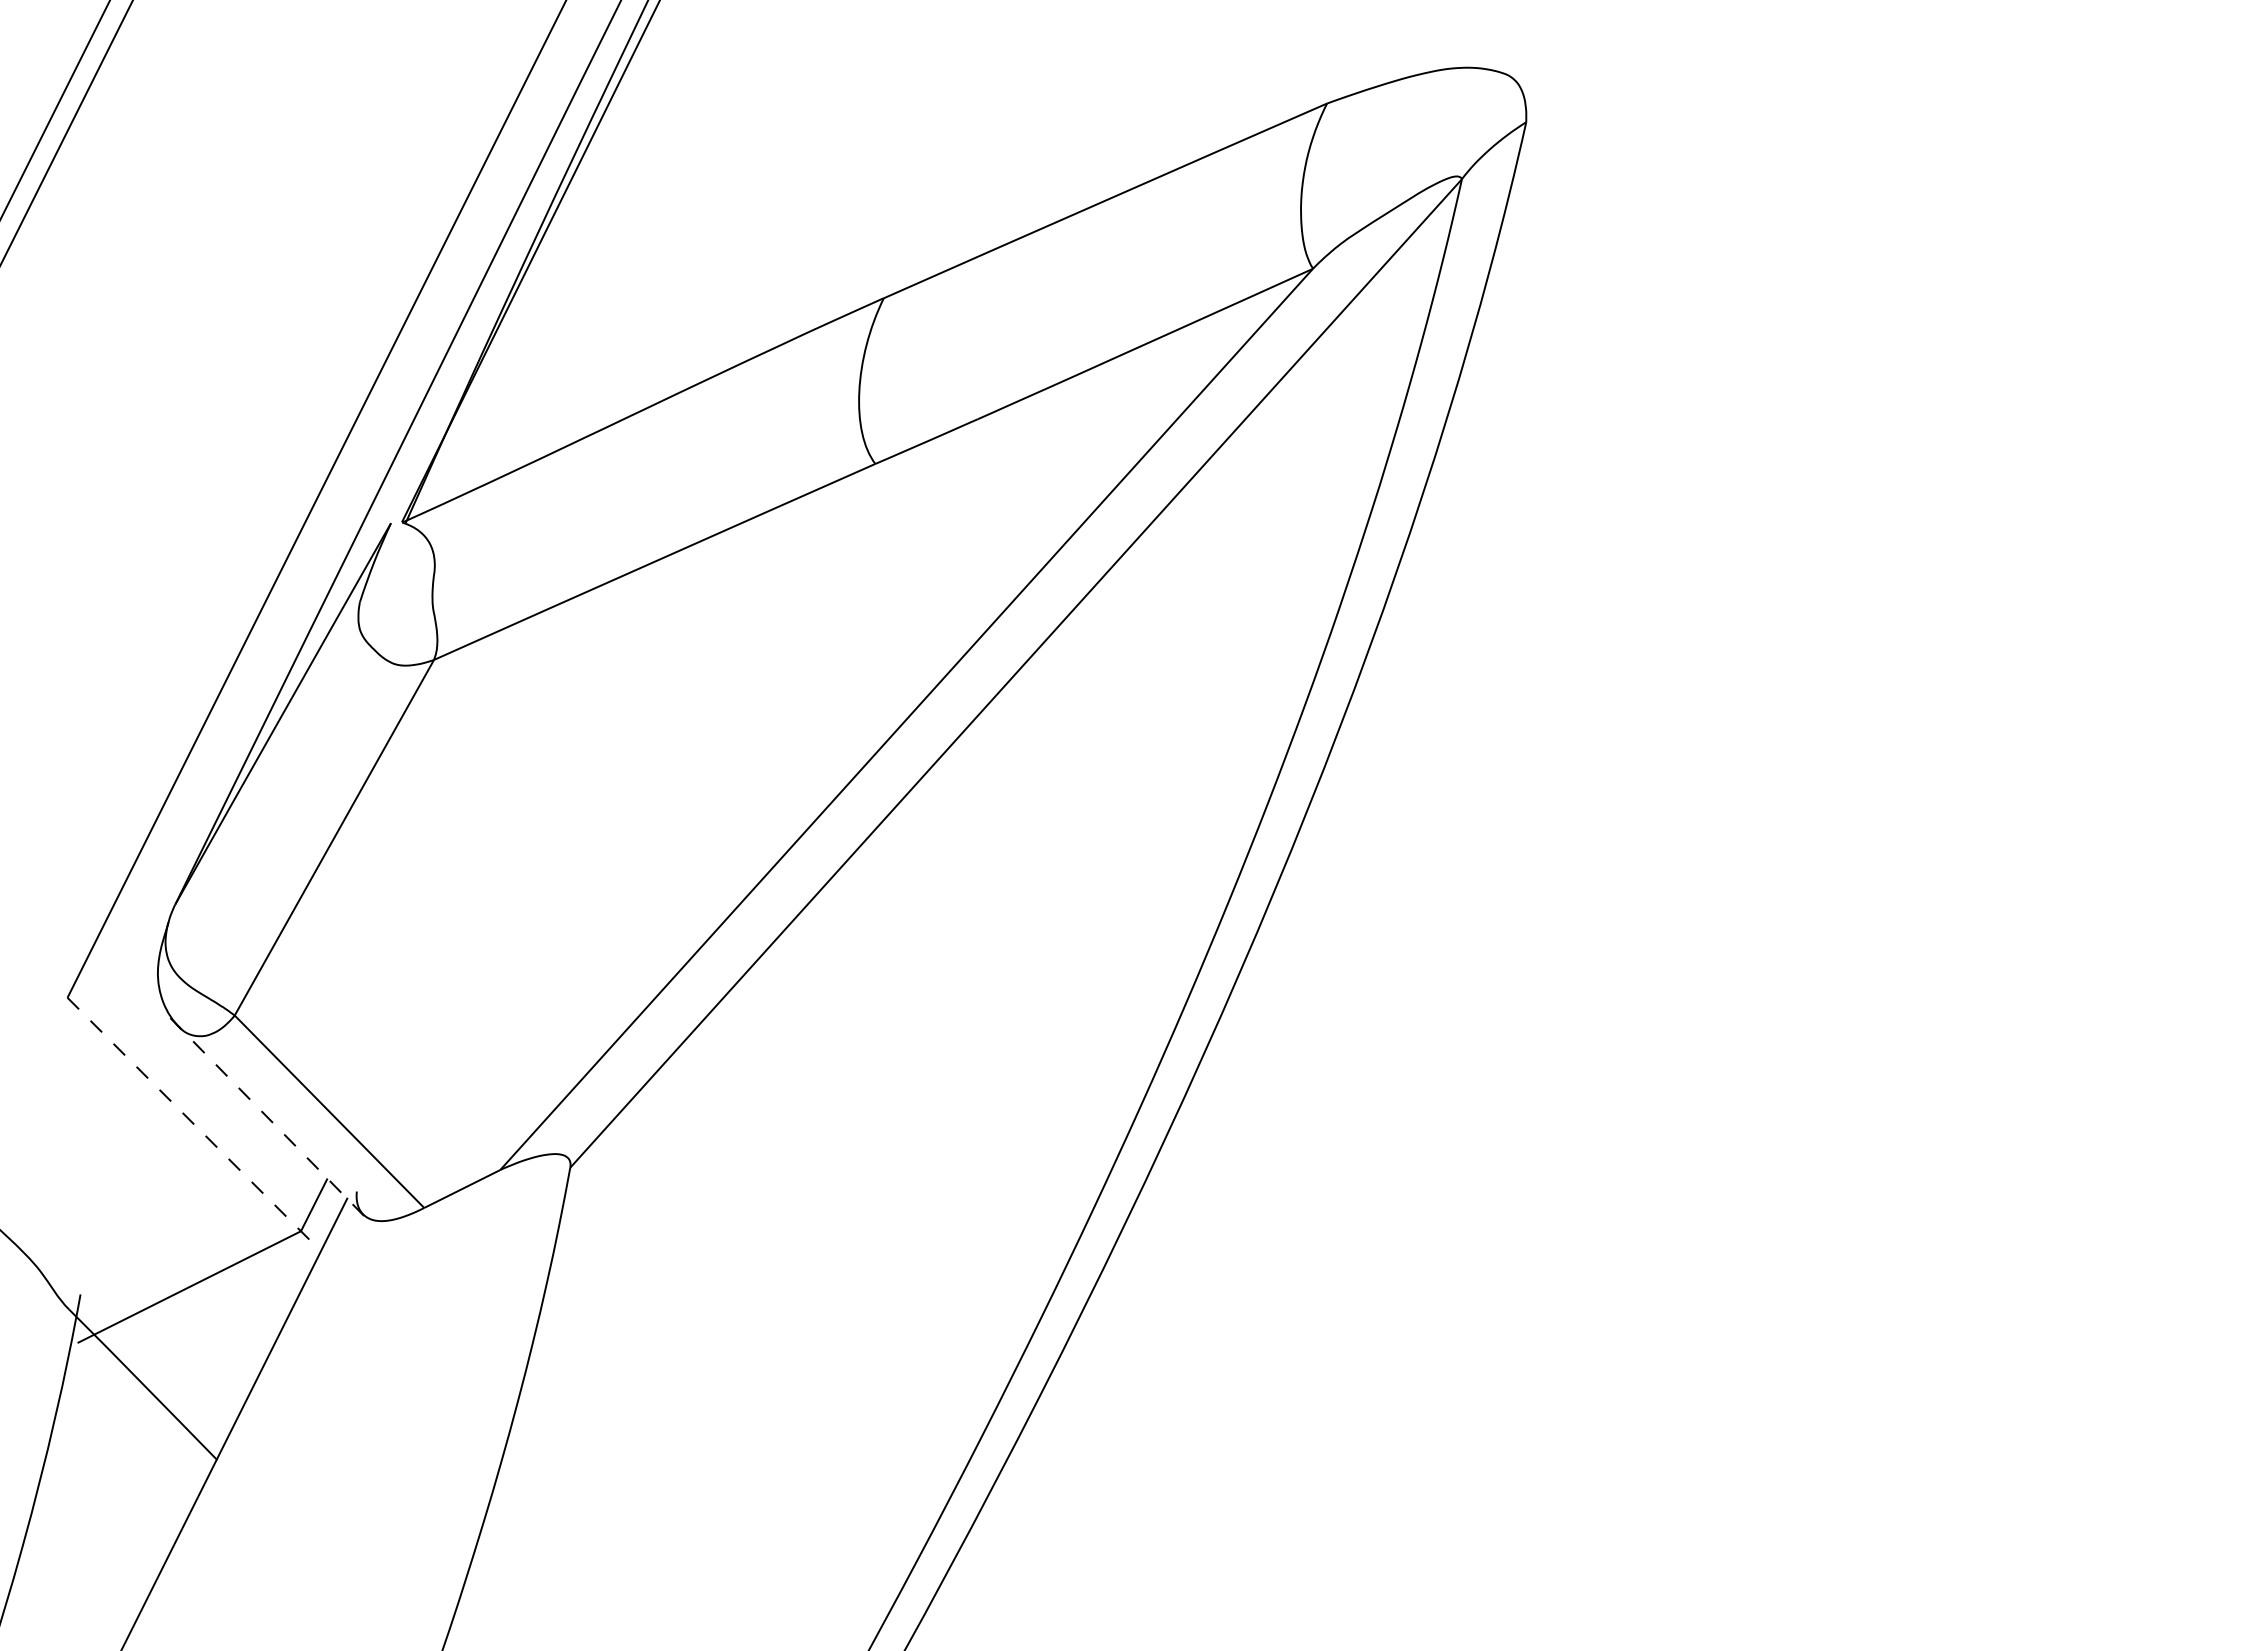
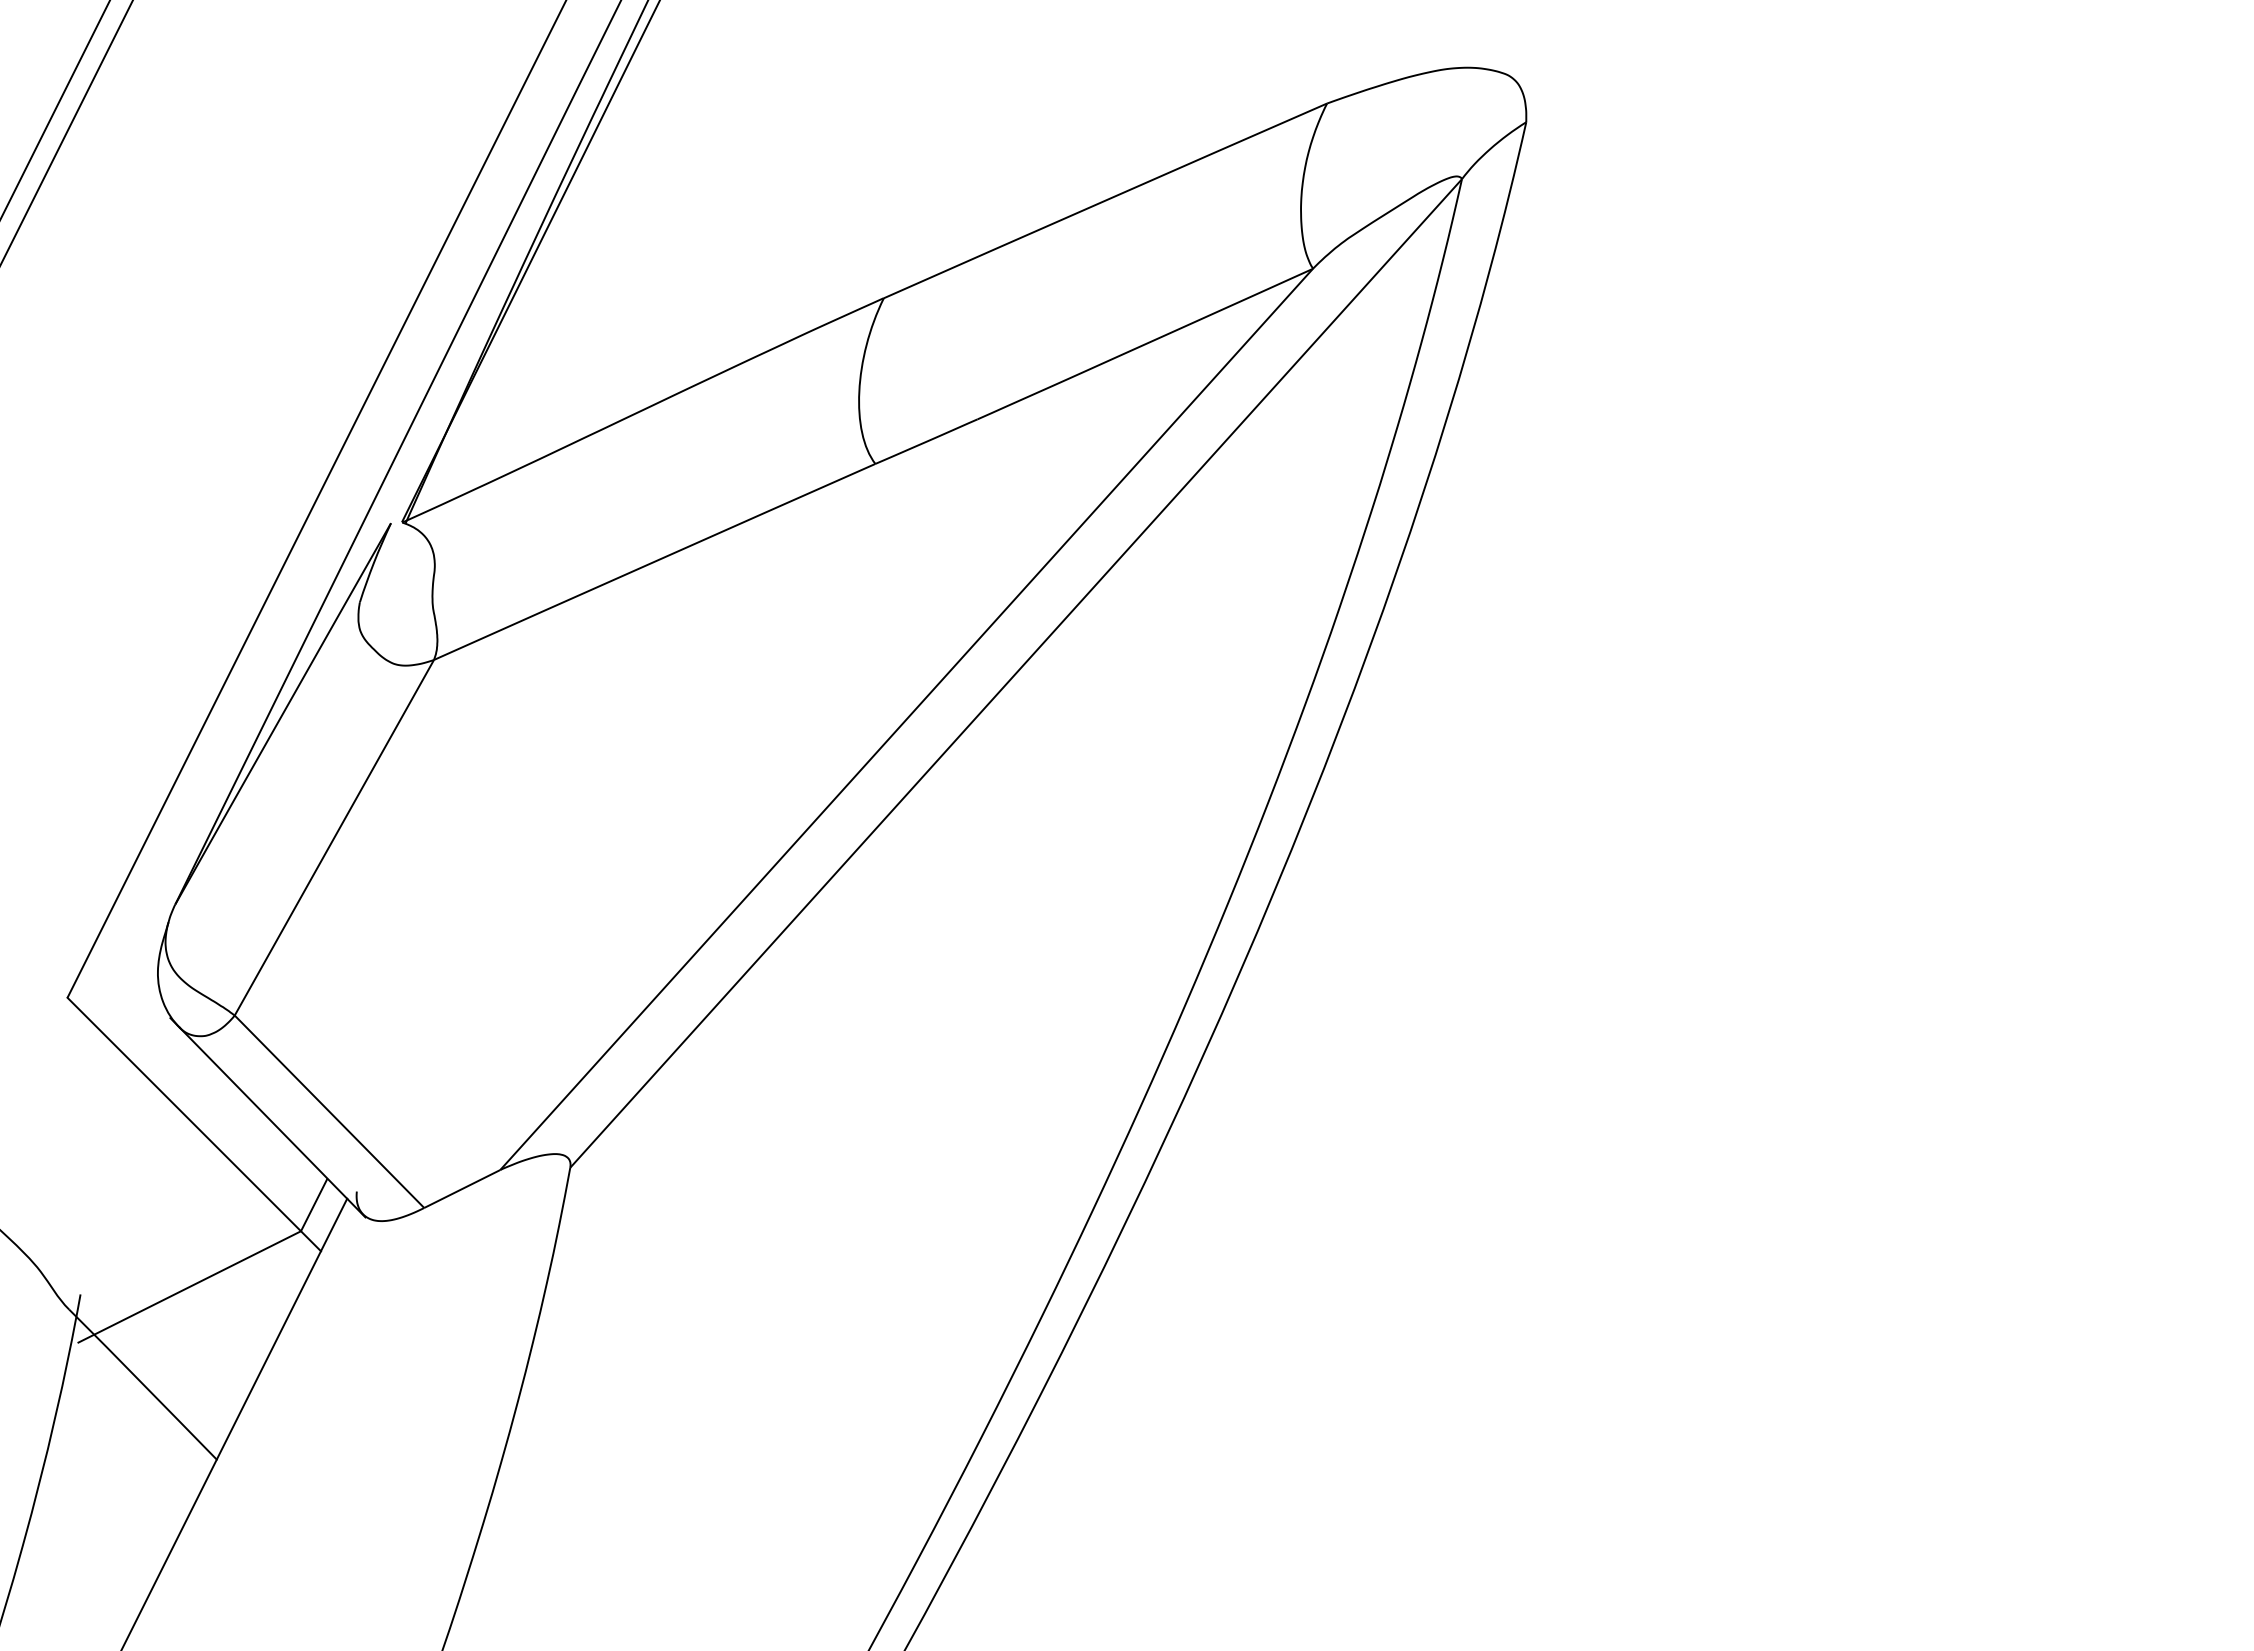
line: dashed -> solid (268, 1118)
line: dashed -> solid (194, 1124)
